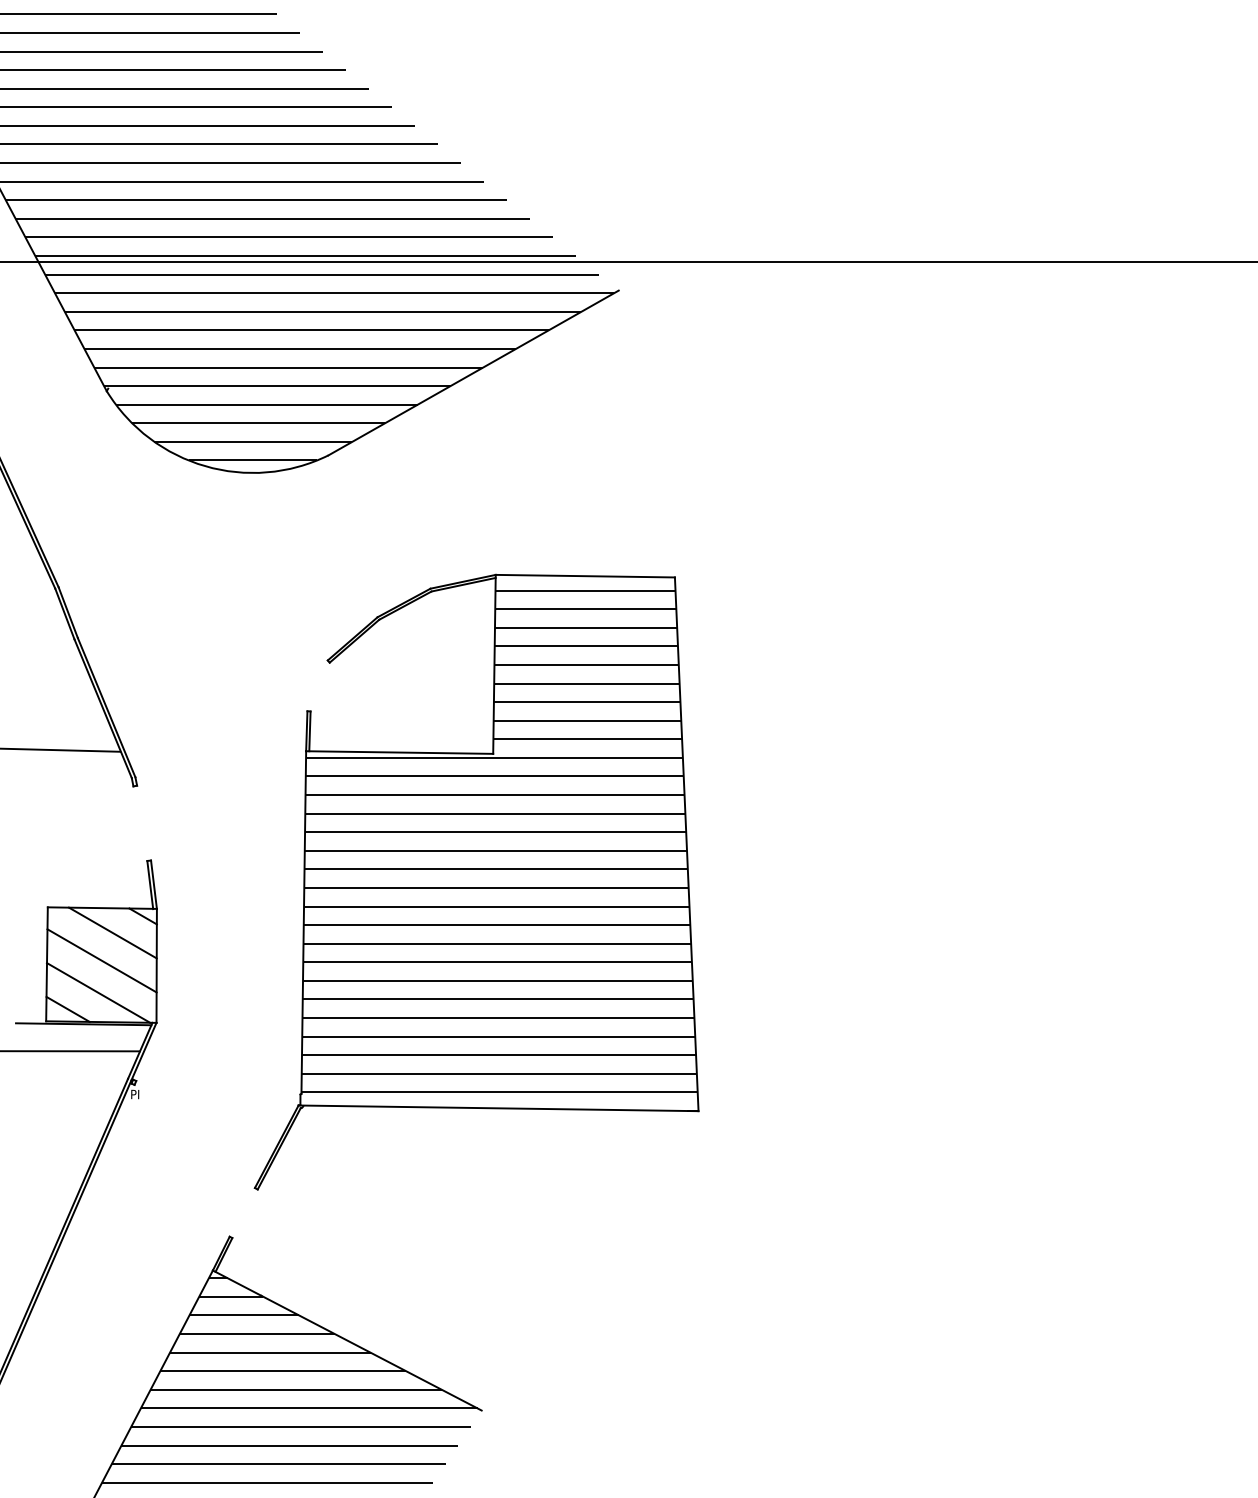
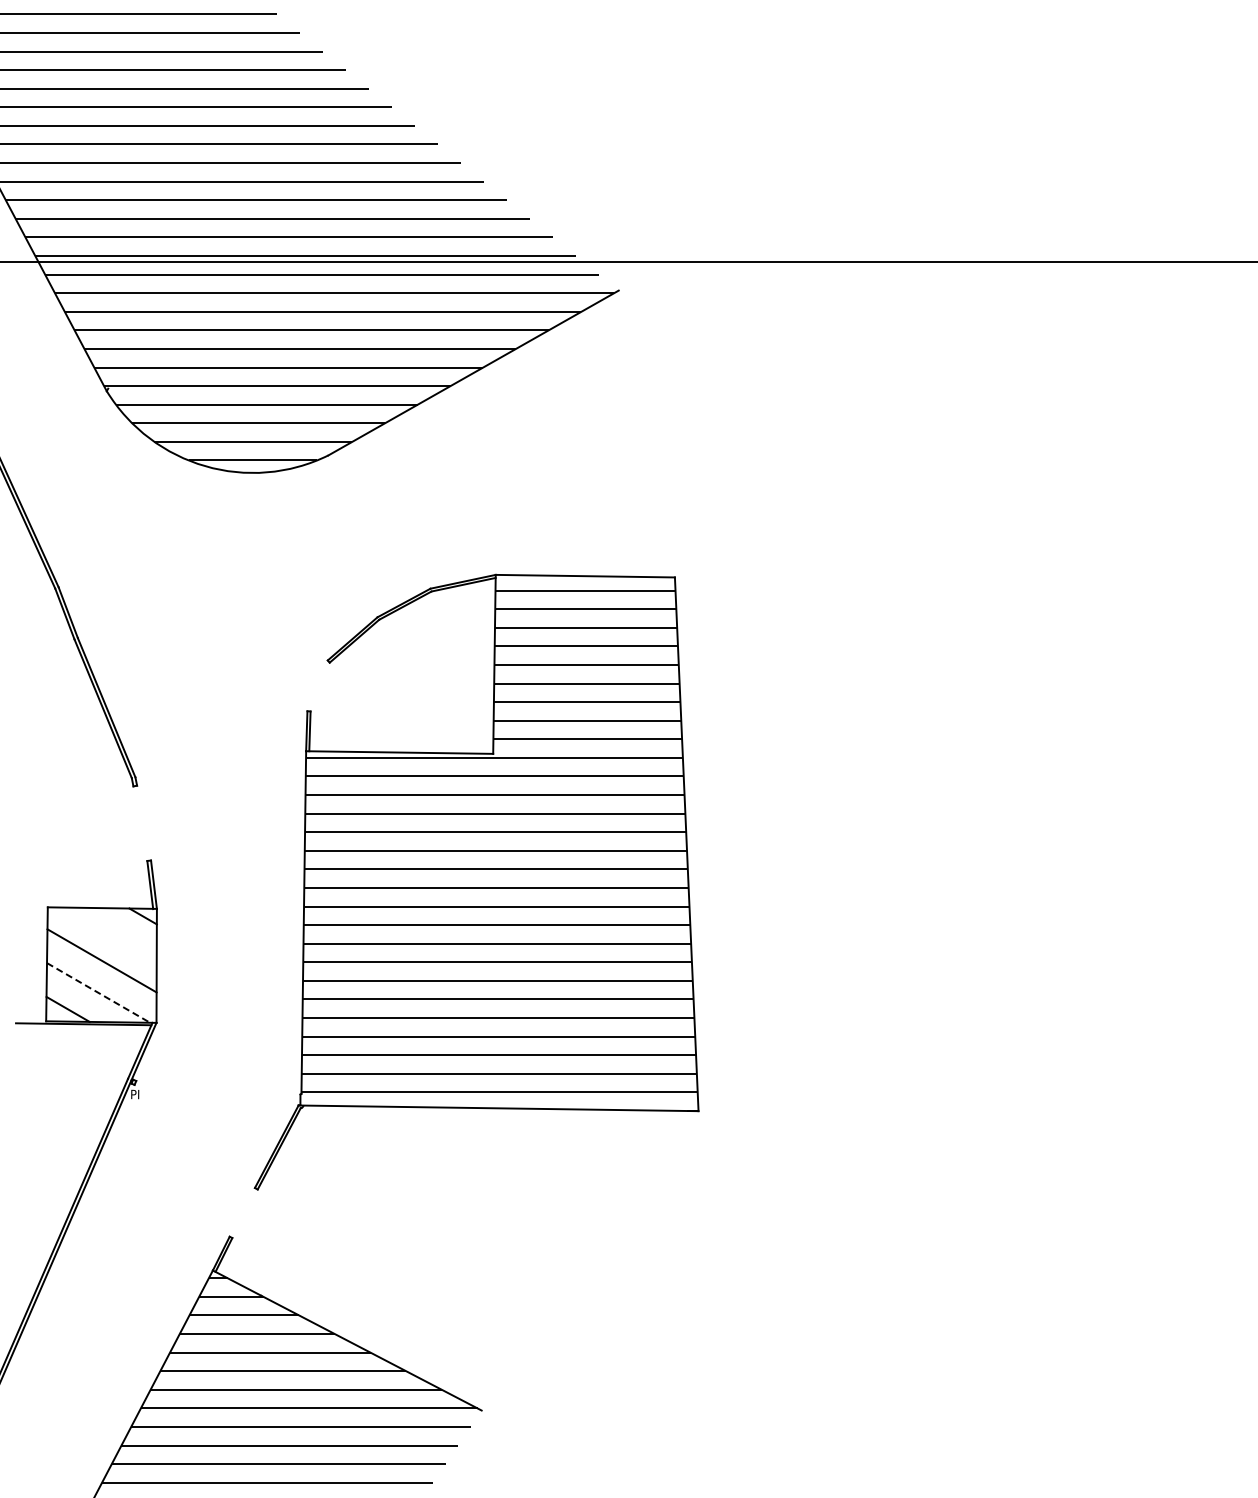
line: present -> none (61, 749)
line: present -> none (112, 932)
line: solid -> dashed (98, 992)
line: present -> none (71, 1051)
